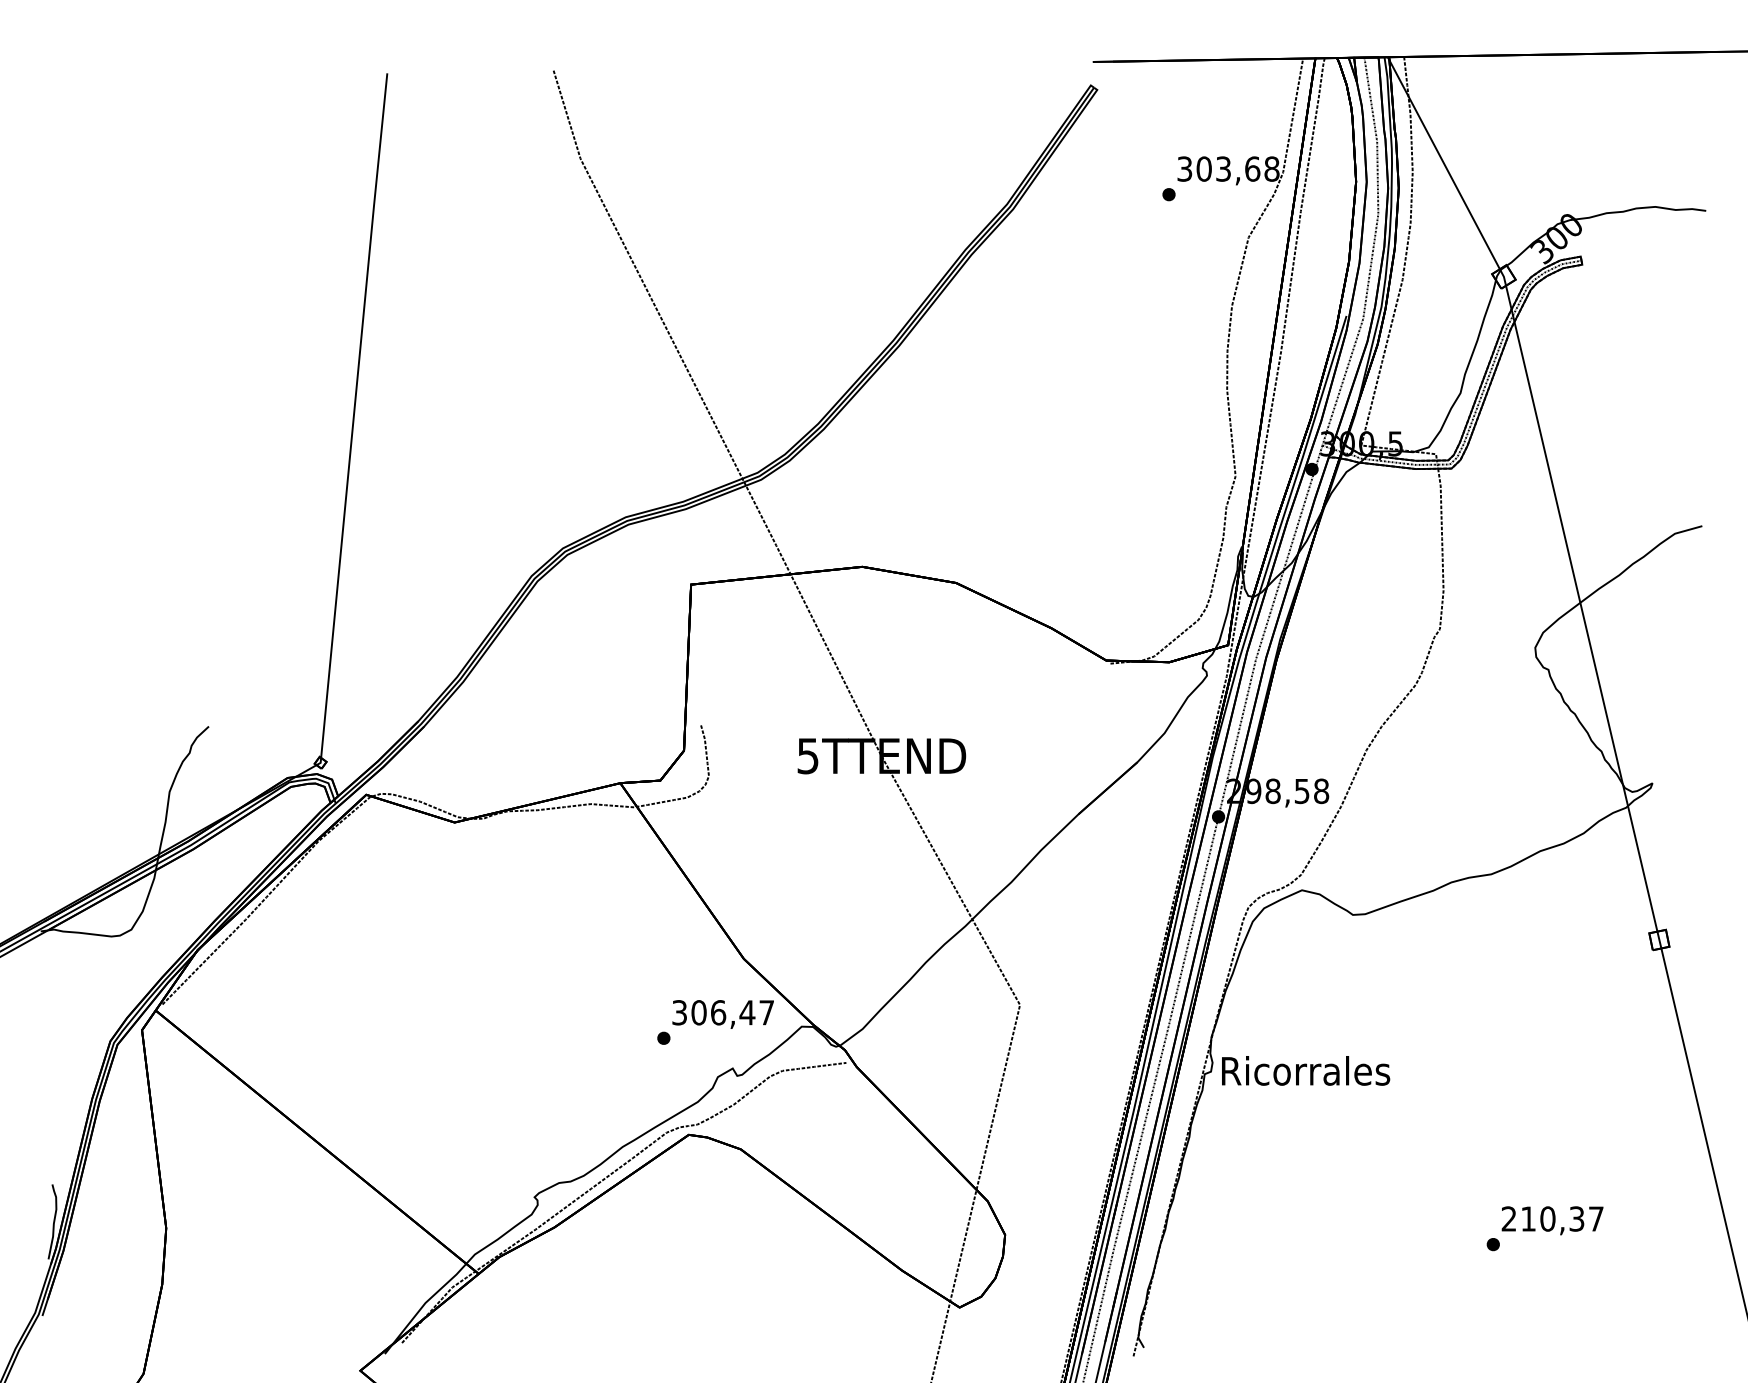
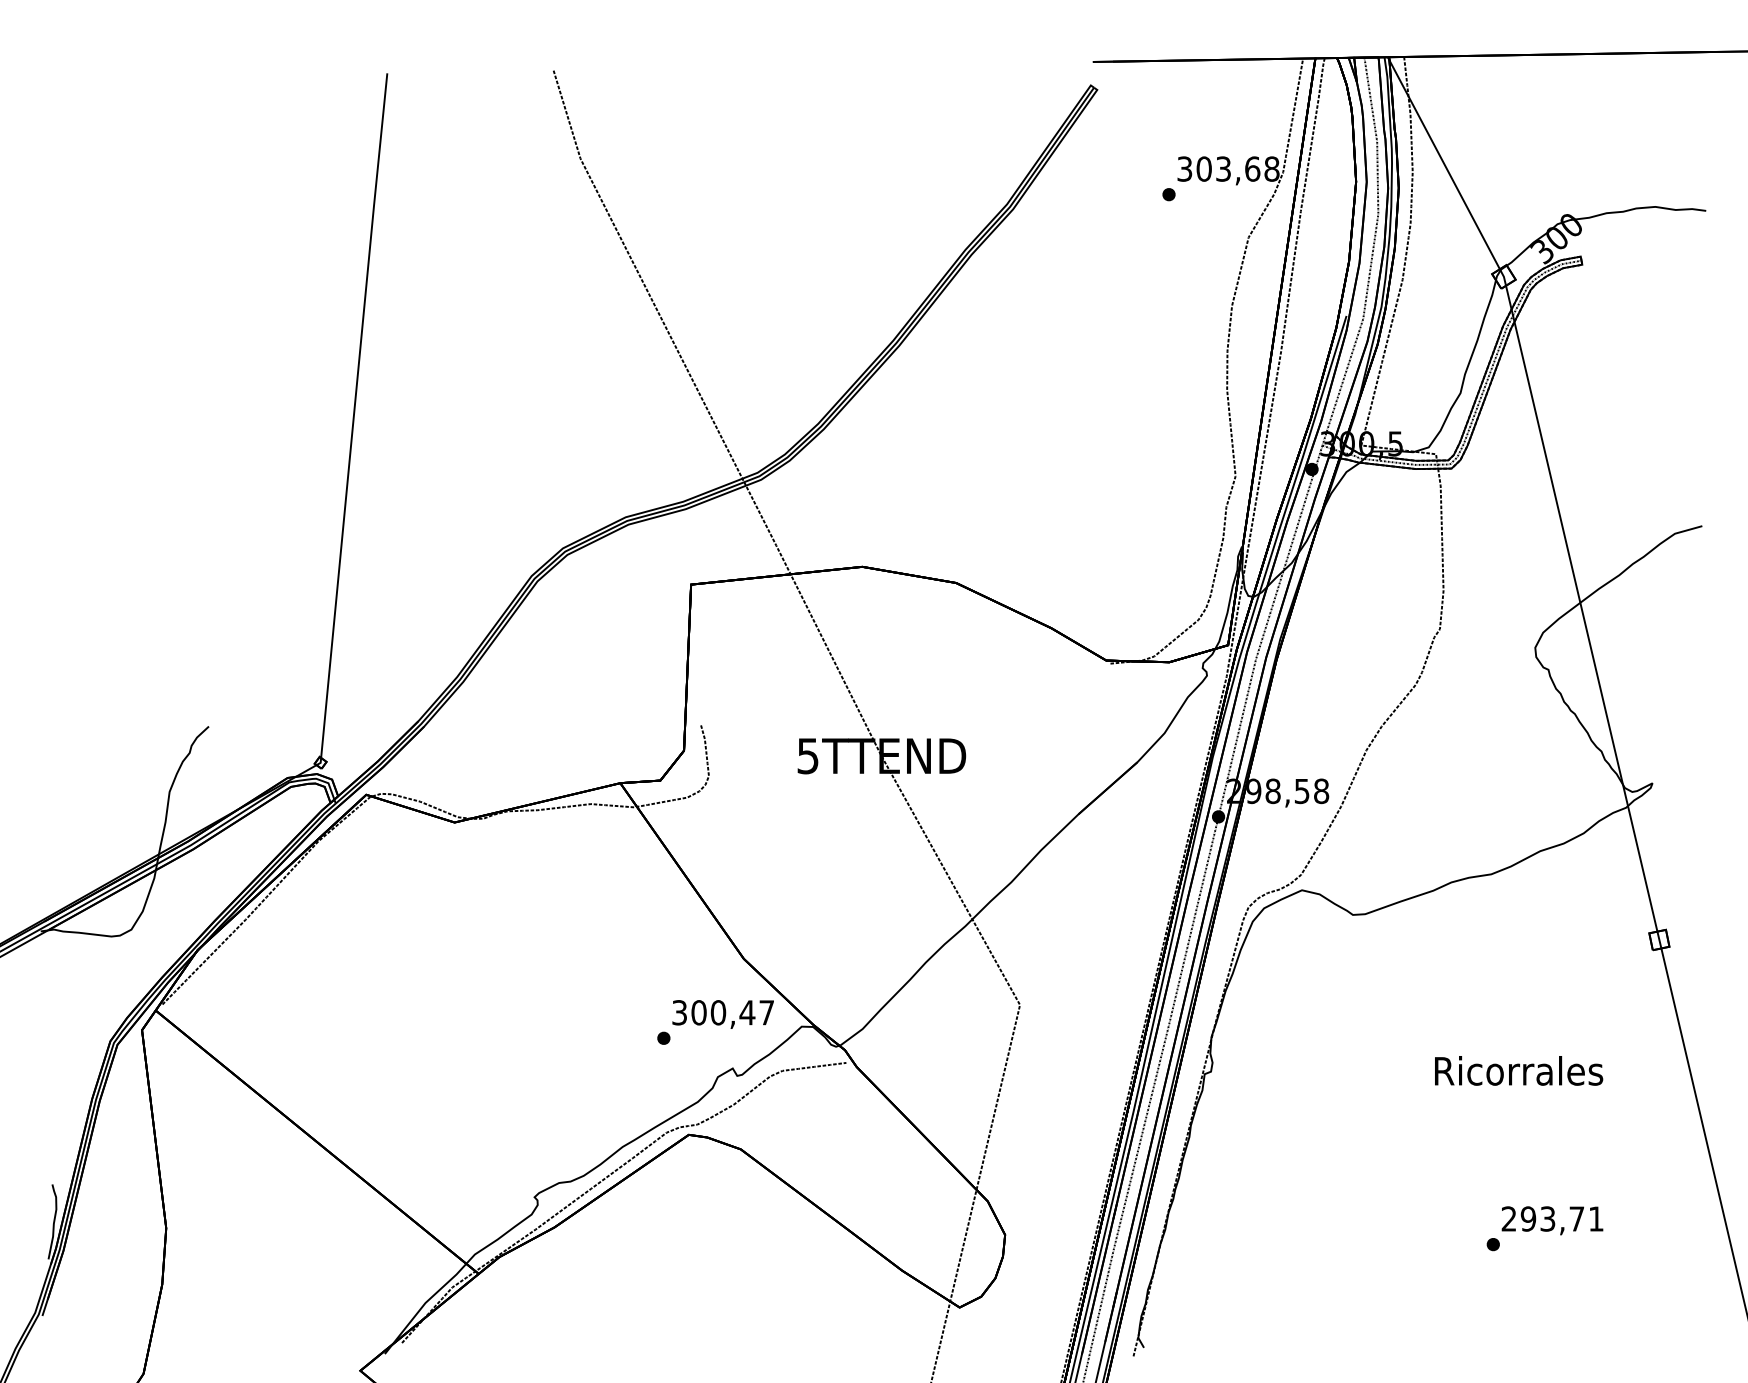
text: 306,47 -> 300,47 (718, 1012)
text position: (1306, 1070) -> (1519, 1070) (1519, 1070)
text: 210,37 -> 293,71 (1561, 1218)
